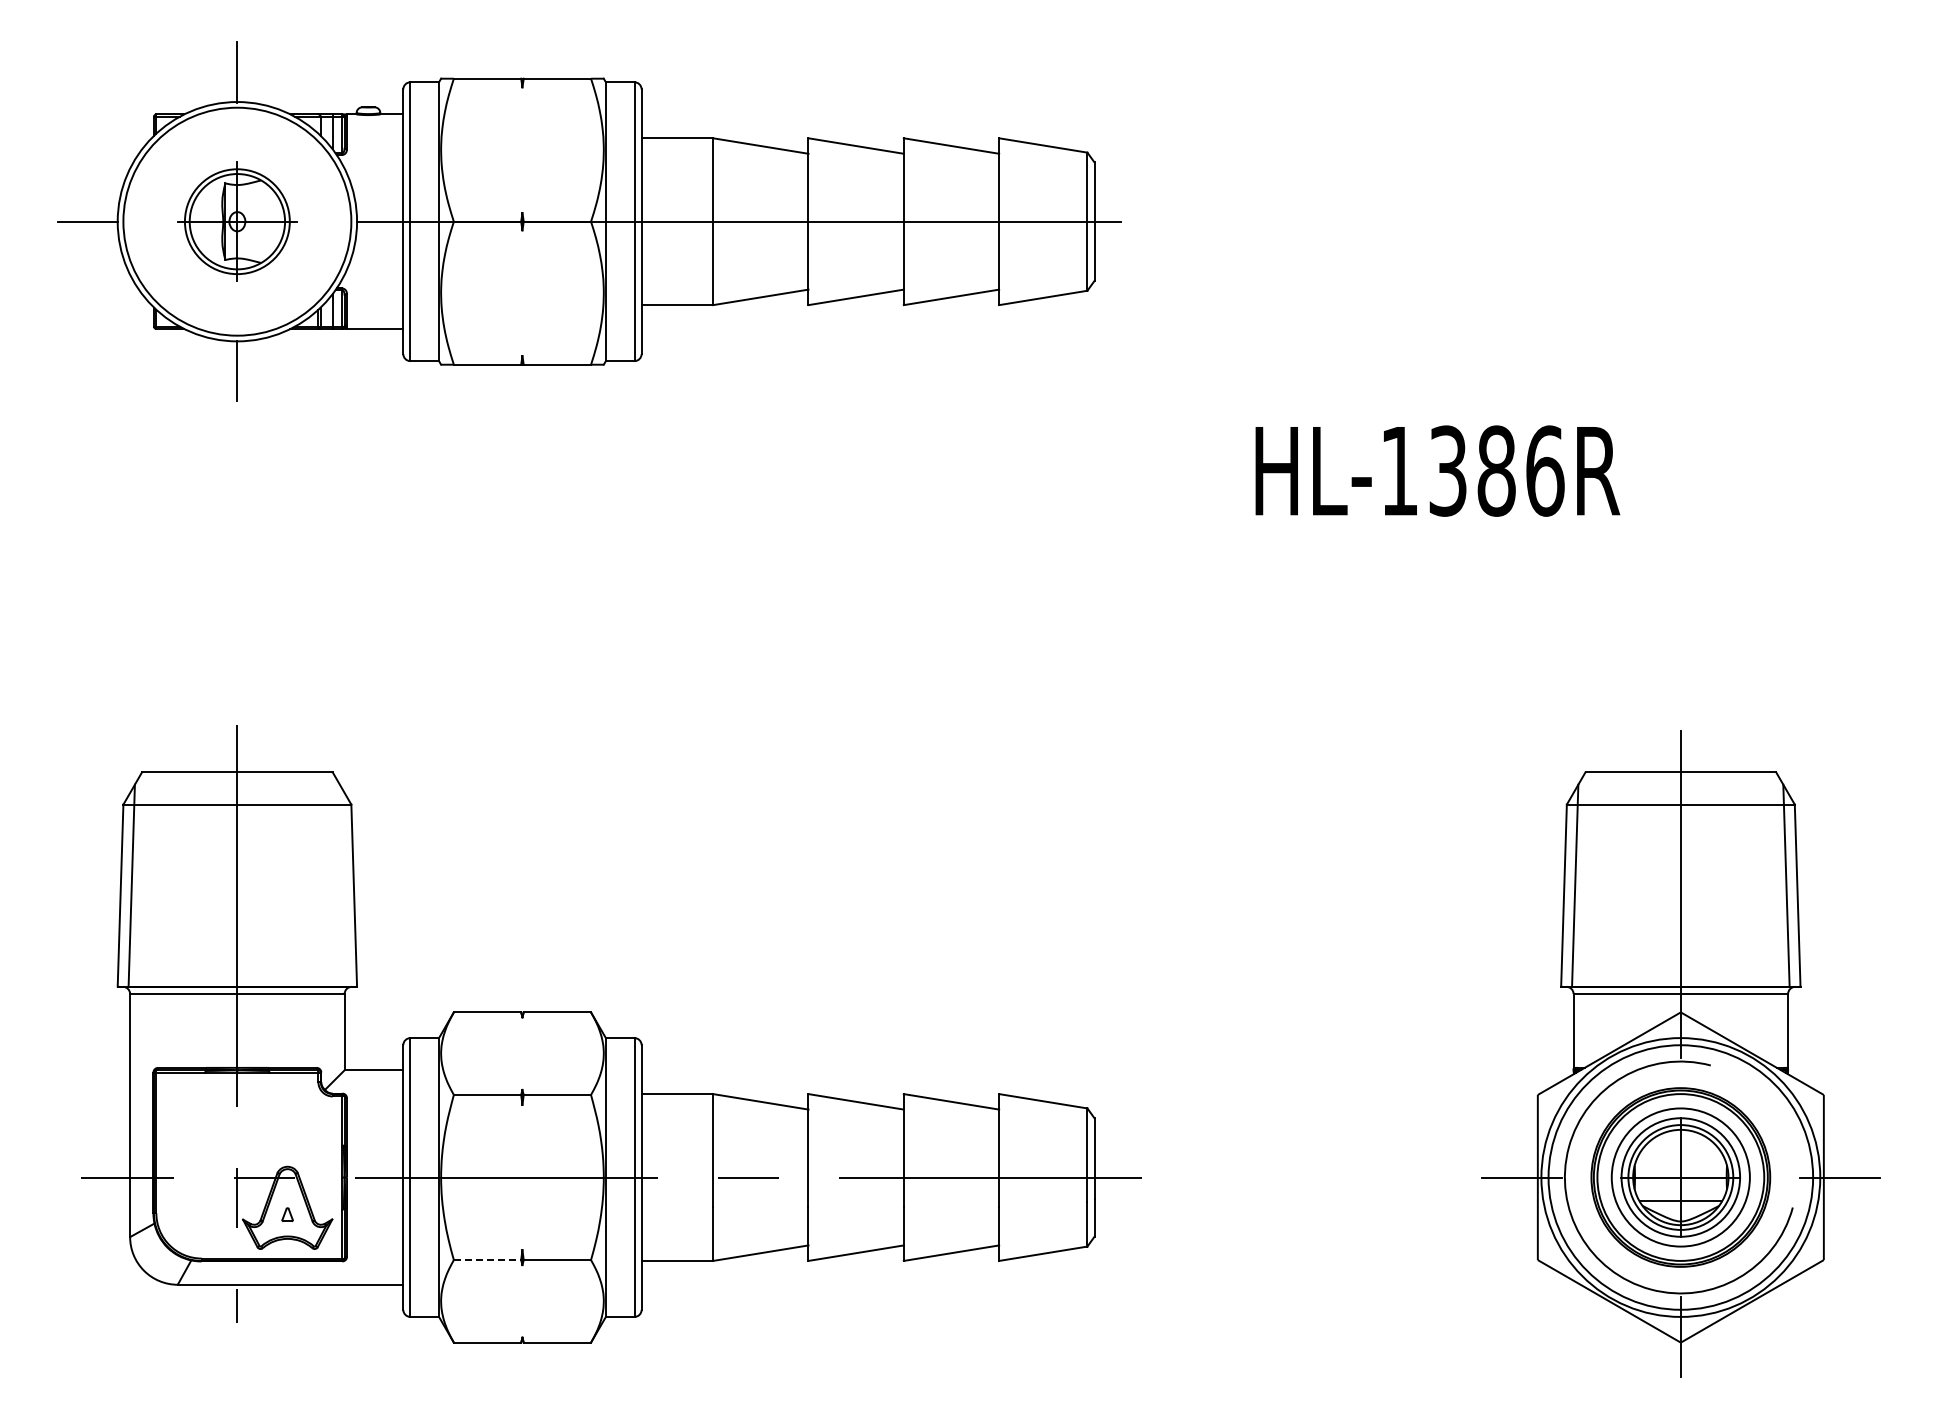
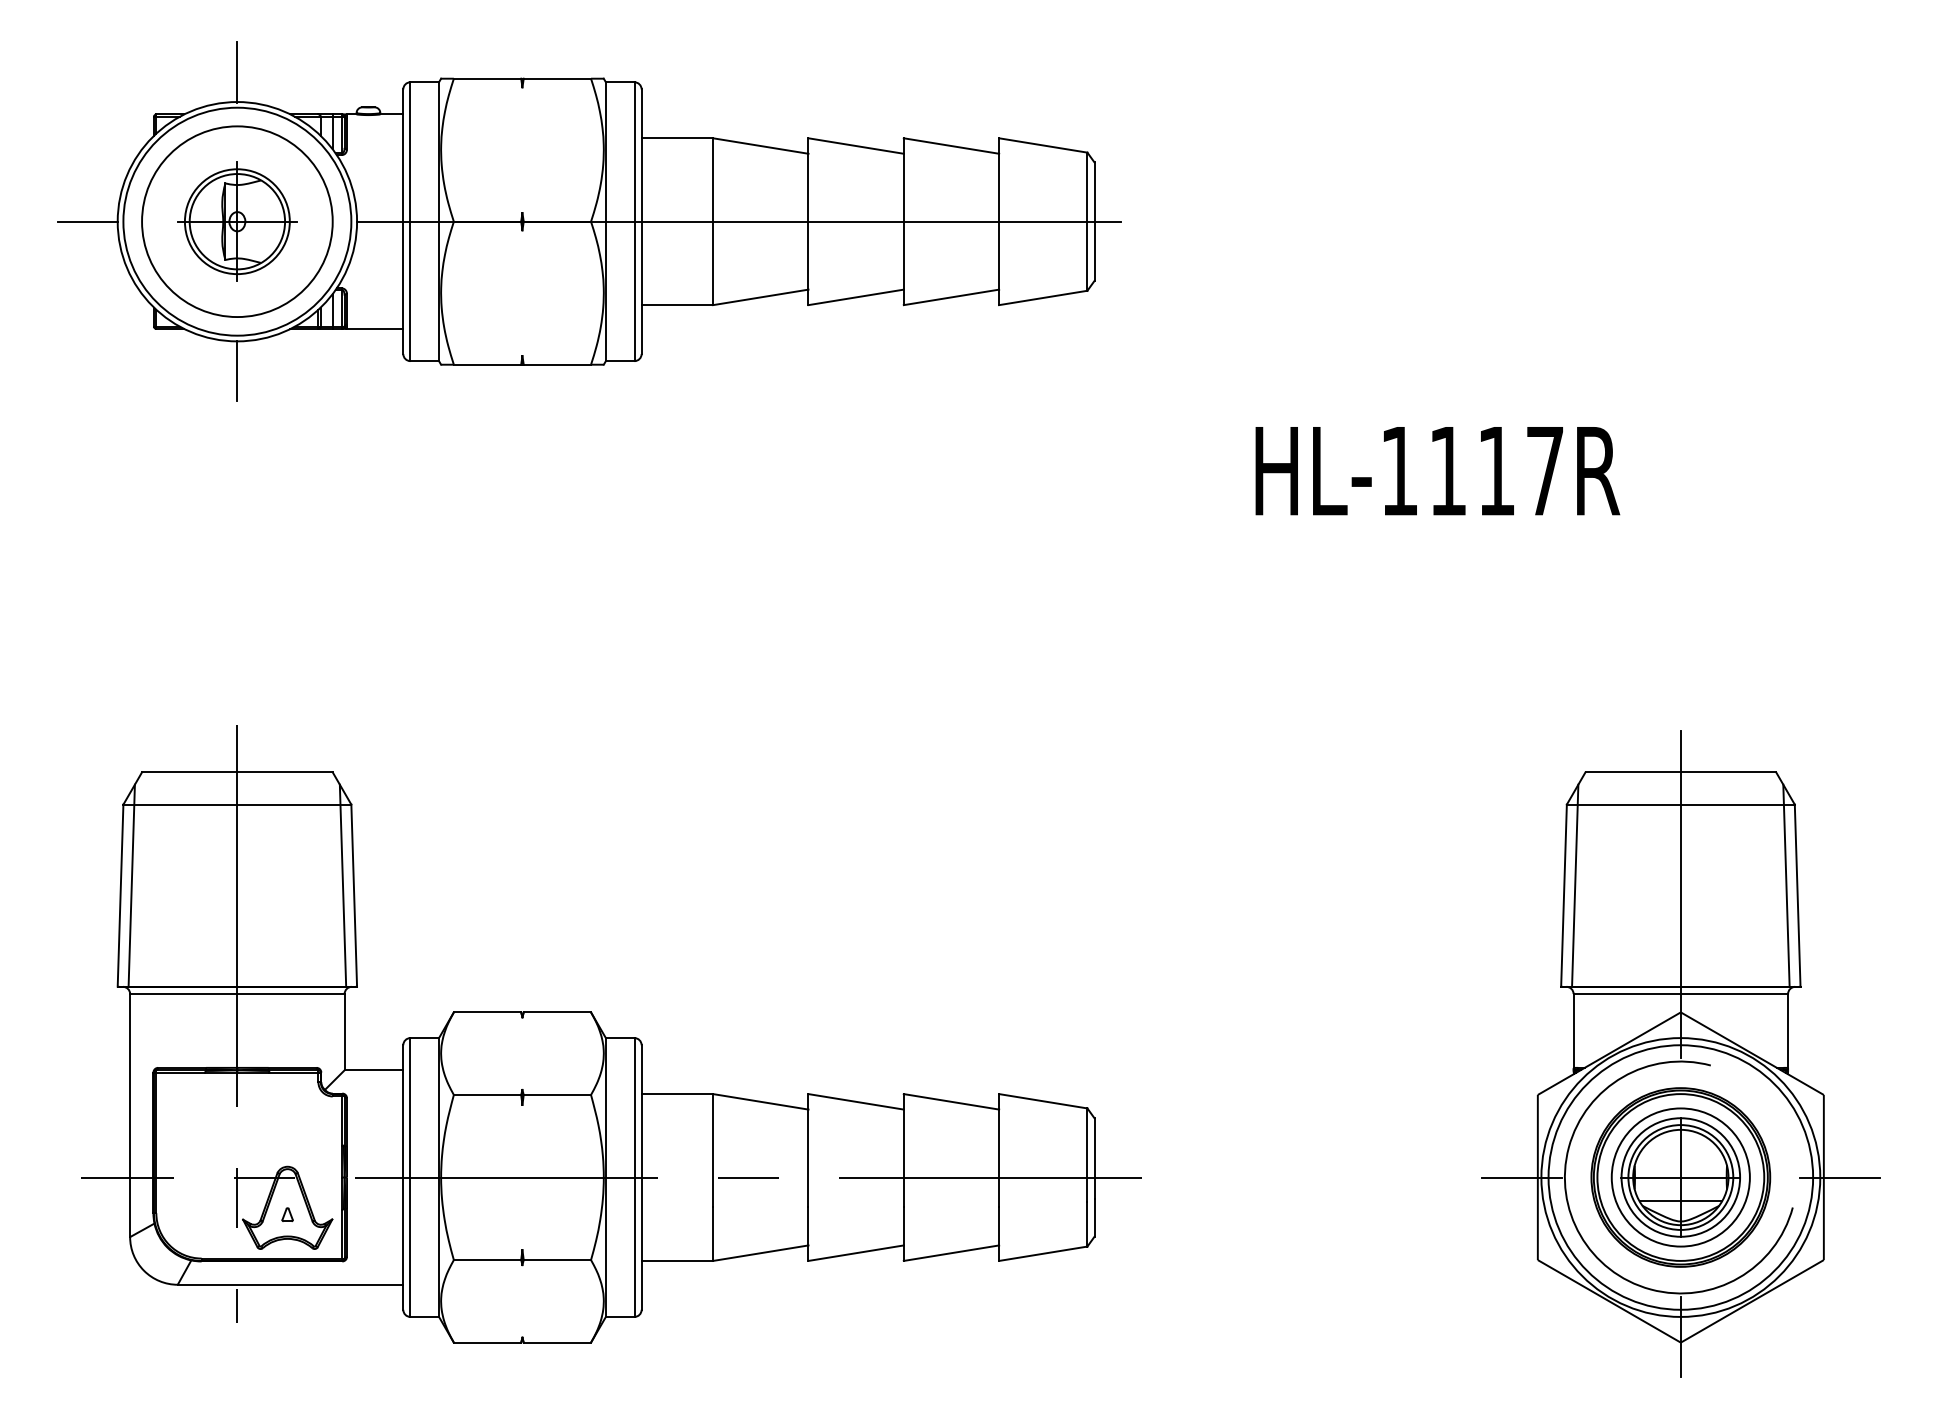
circle: none -> present (237, 221)
text: HL-1386R -> HL-1117R (1496, 470)
line: none -> present (342, 885)
line: dashed -> solid (487, 1260)
